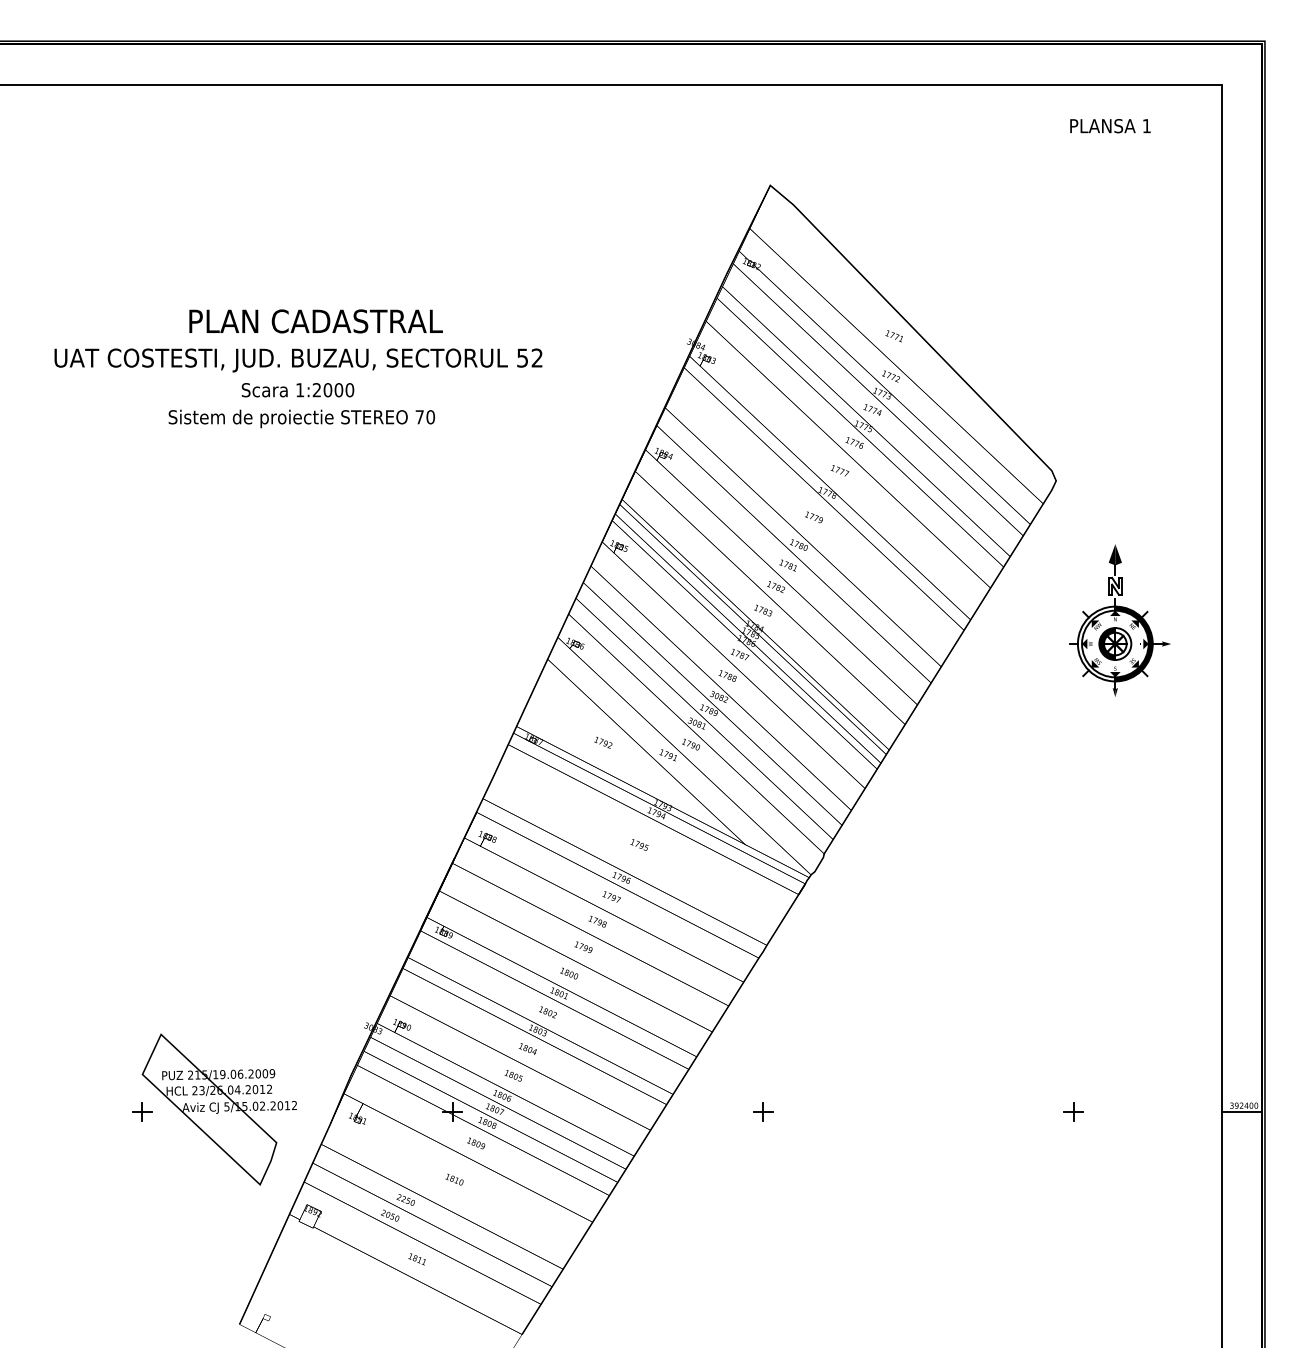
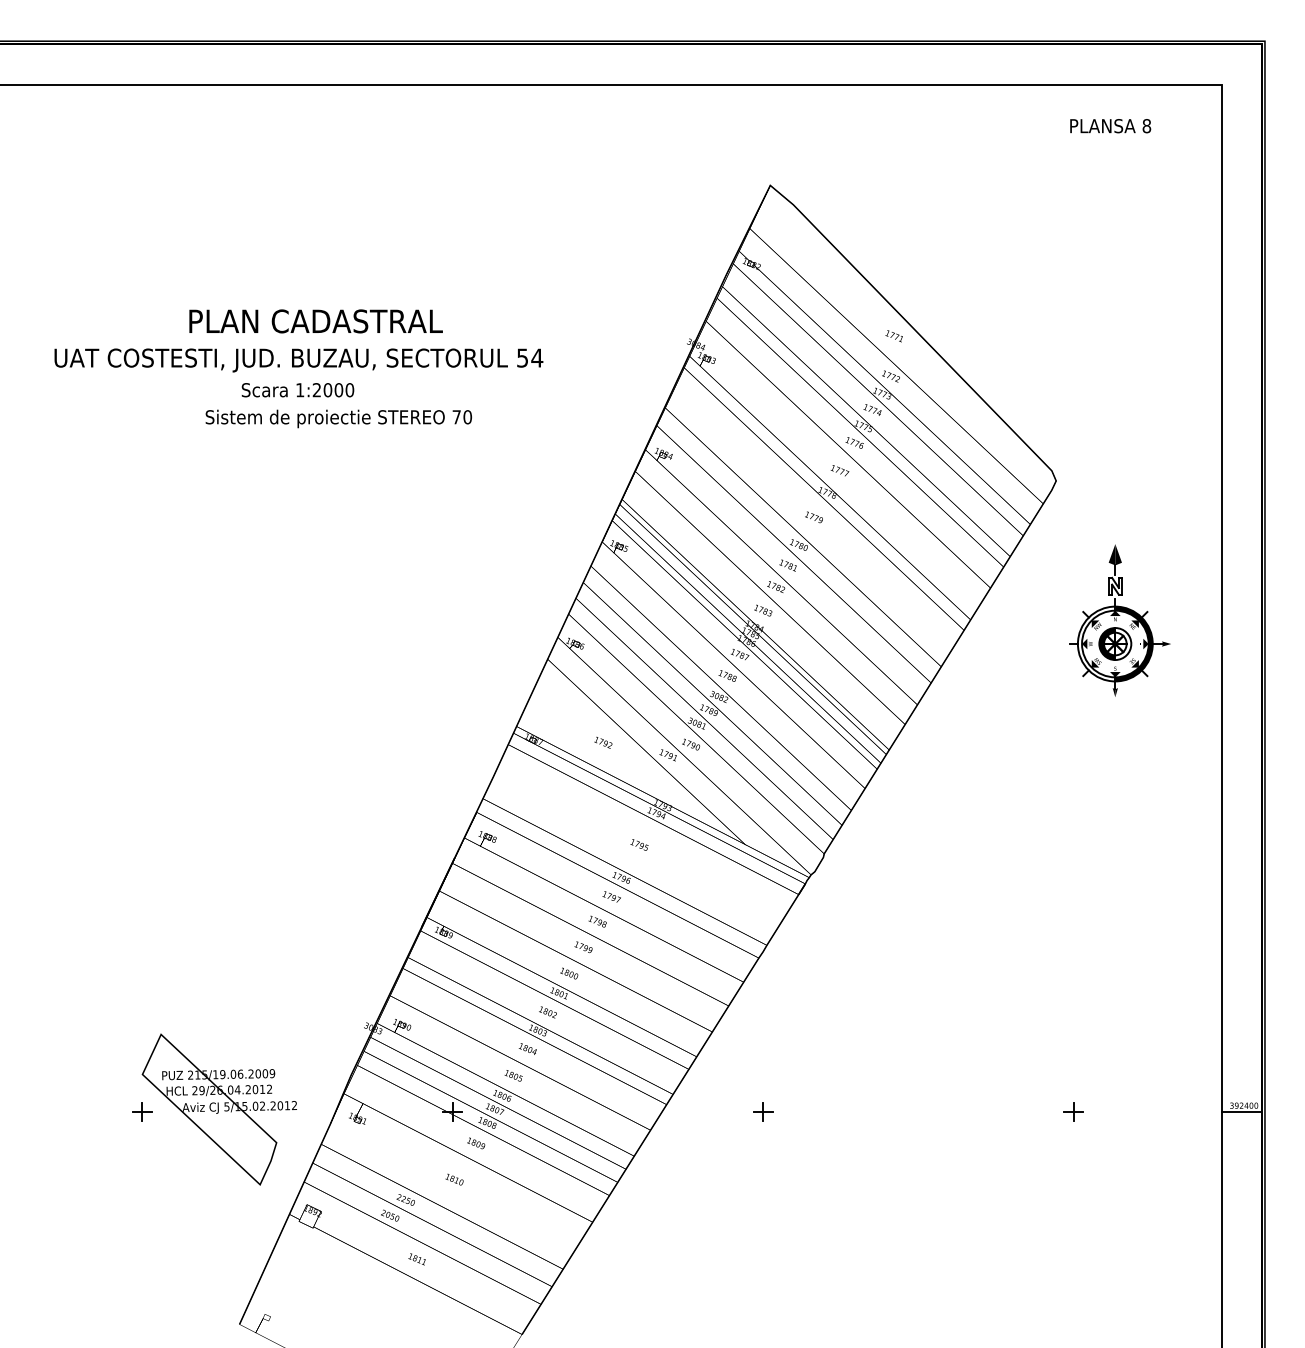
text: 1 -> 8 (1146, 126)
text: 52 -> 54 (537, 357)
text position: (301, 418) -> (338, 418) (338, 418)
text: 23/26.04.2012 -> 29/26.04.2012 (201, 1090)
